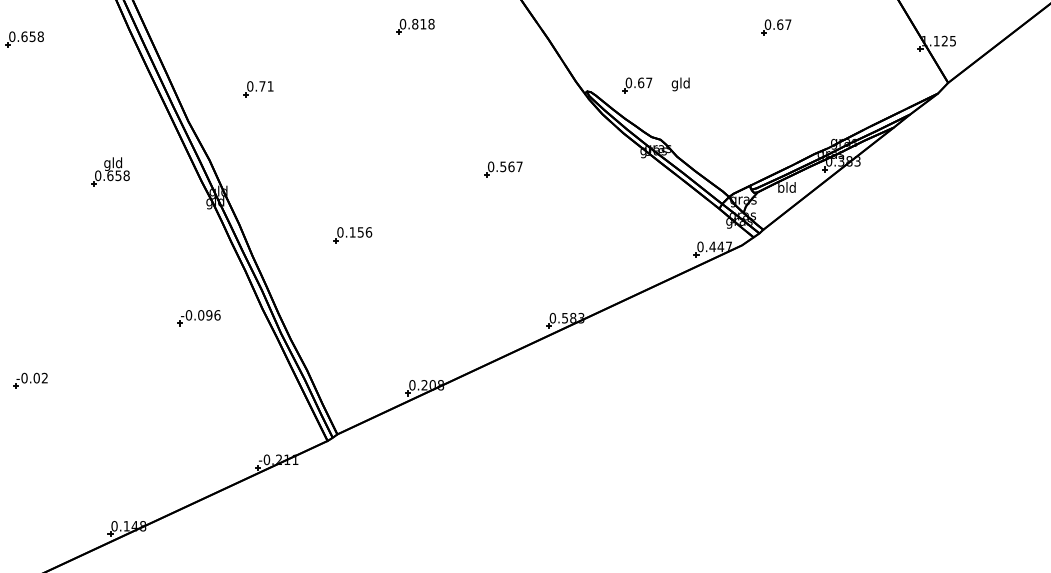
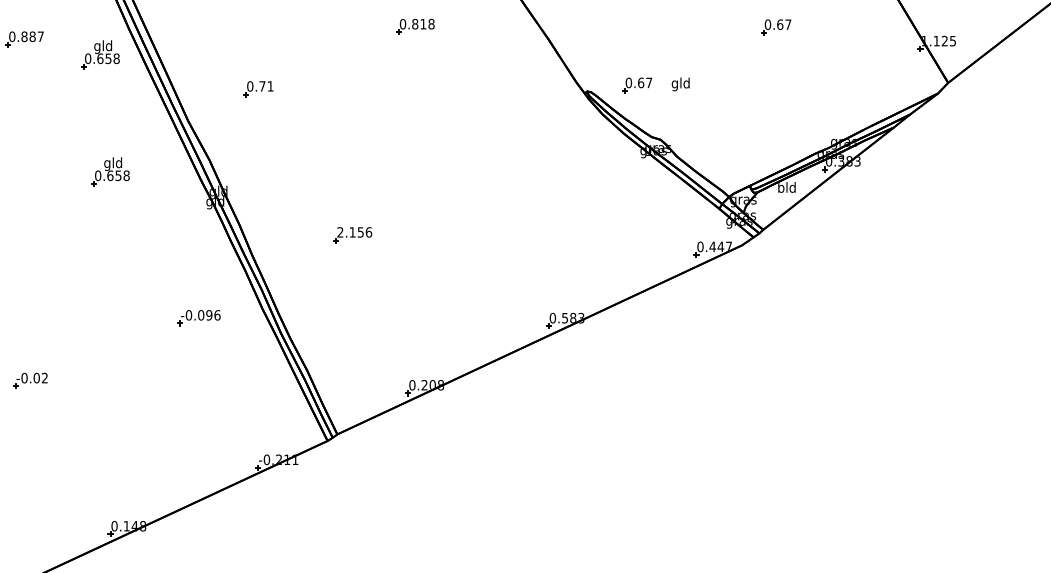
text: 0.658 -> 0.887 (32, 36)
part: none -> present (100, 54)
part: present -> none (503, 169)
text: 0.156 -> 2.156 (340, 232)
